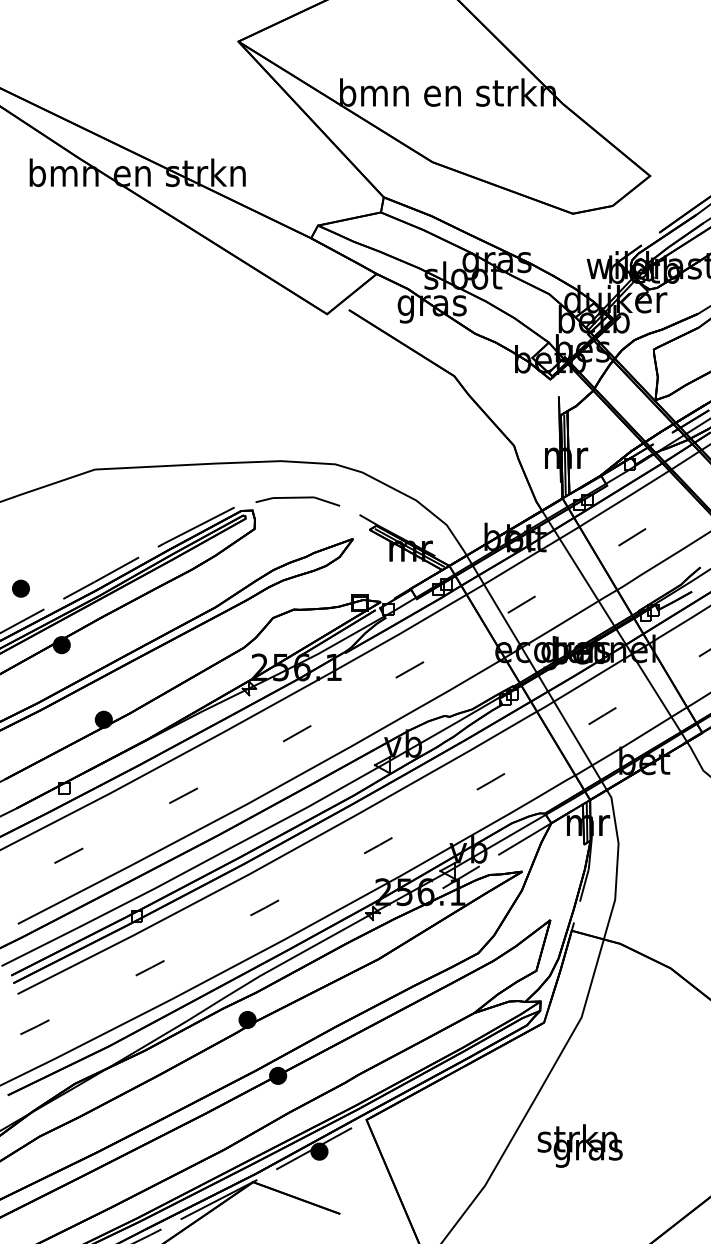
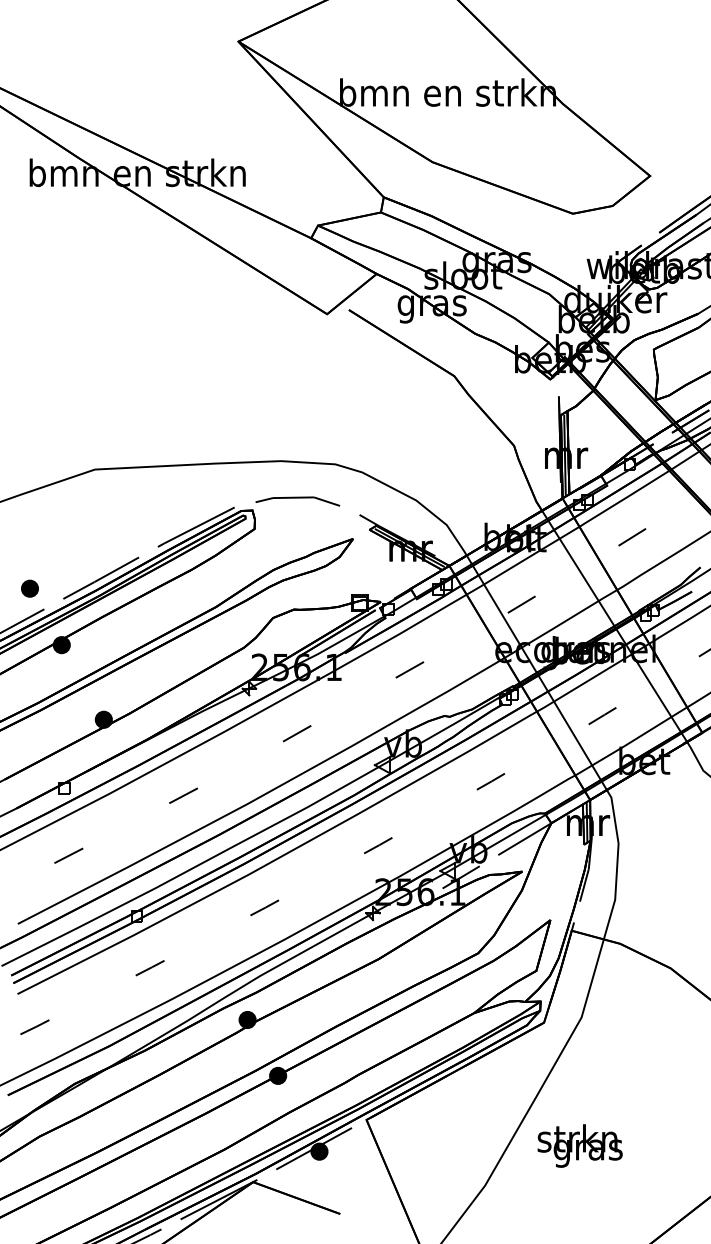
part position: (20, 588) -> (29, 588) (29, 588)
